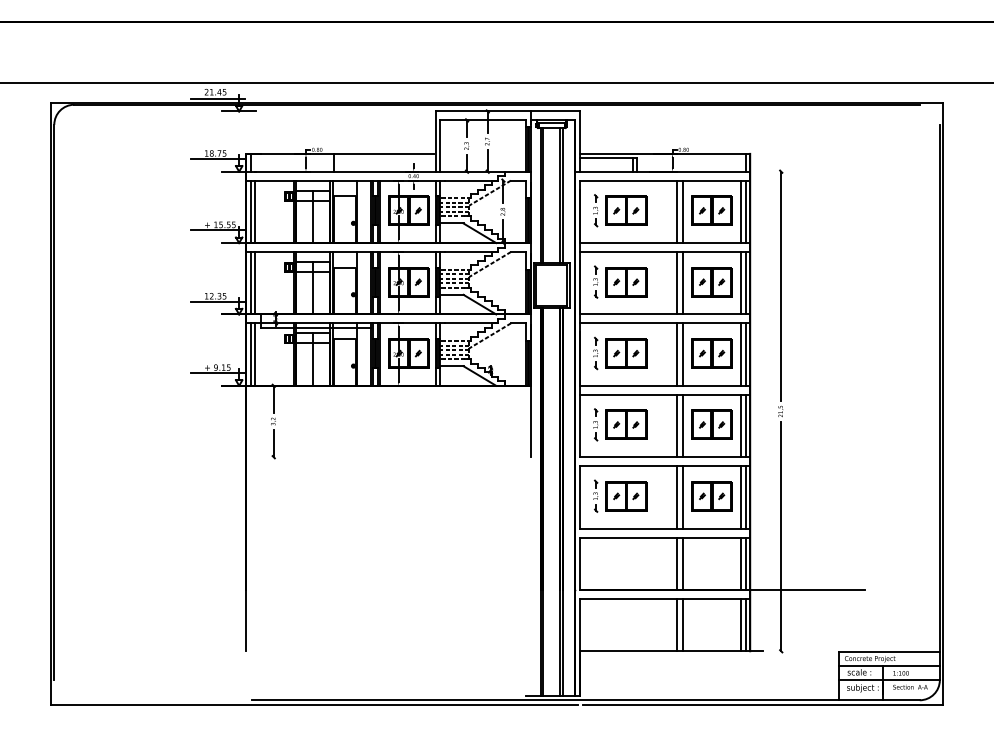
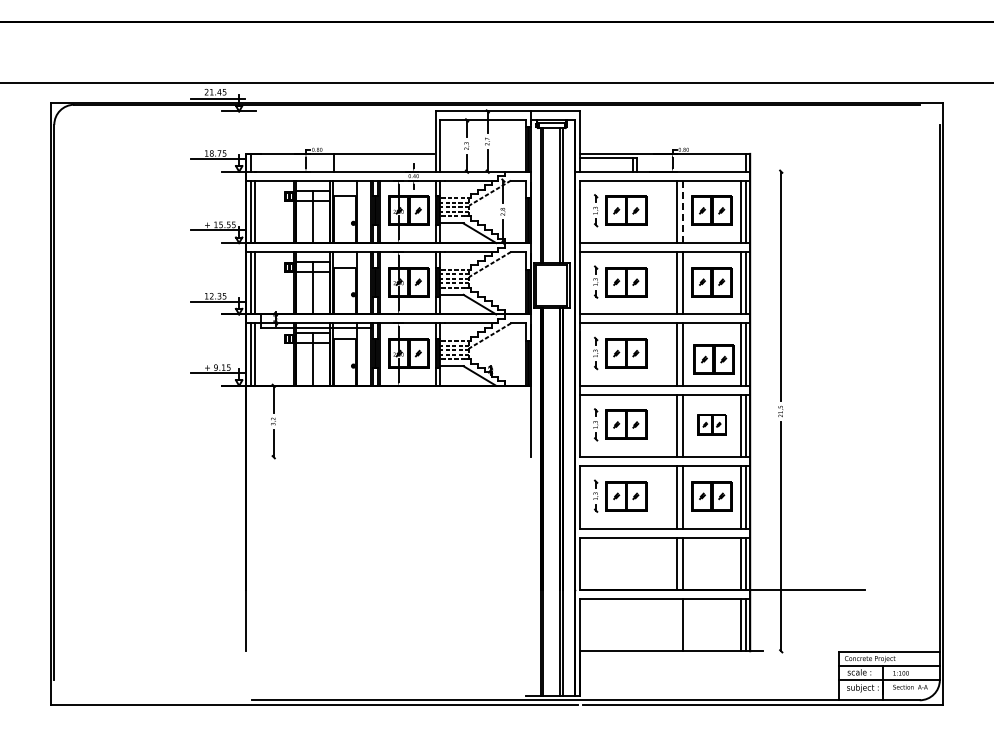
line: solid -> dashed (683, 212)
part position: (711, 353) -> (713, 359) (713, 359)
part size: 42x31 px -> 30x22 px (711, 424)
line: present -> none (676, 624)
